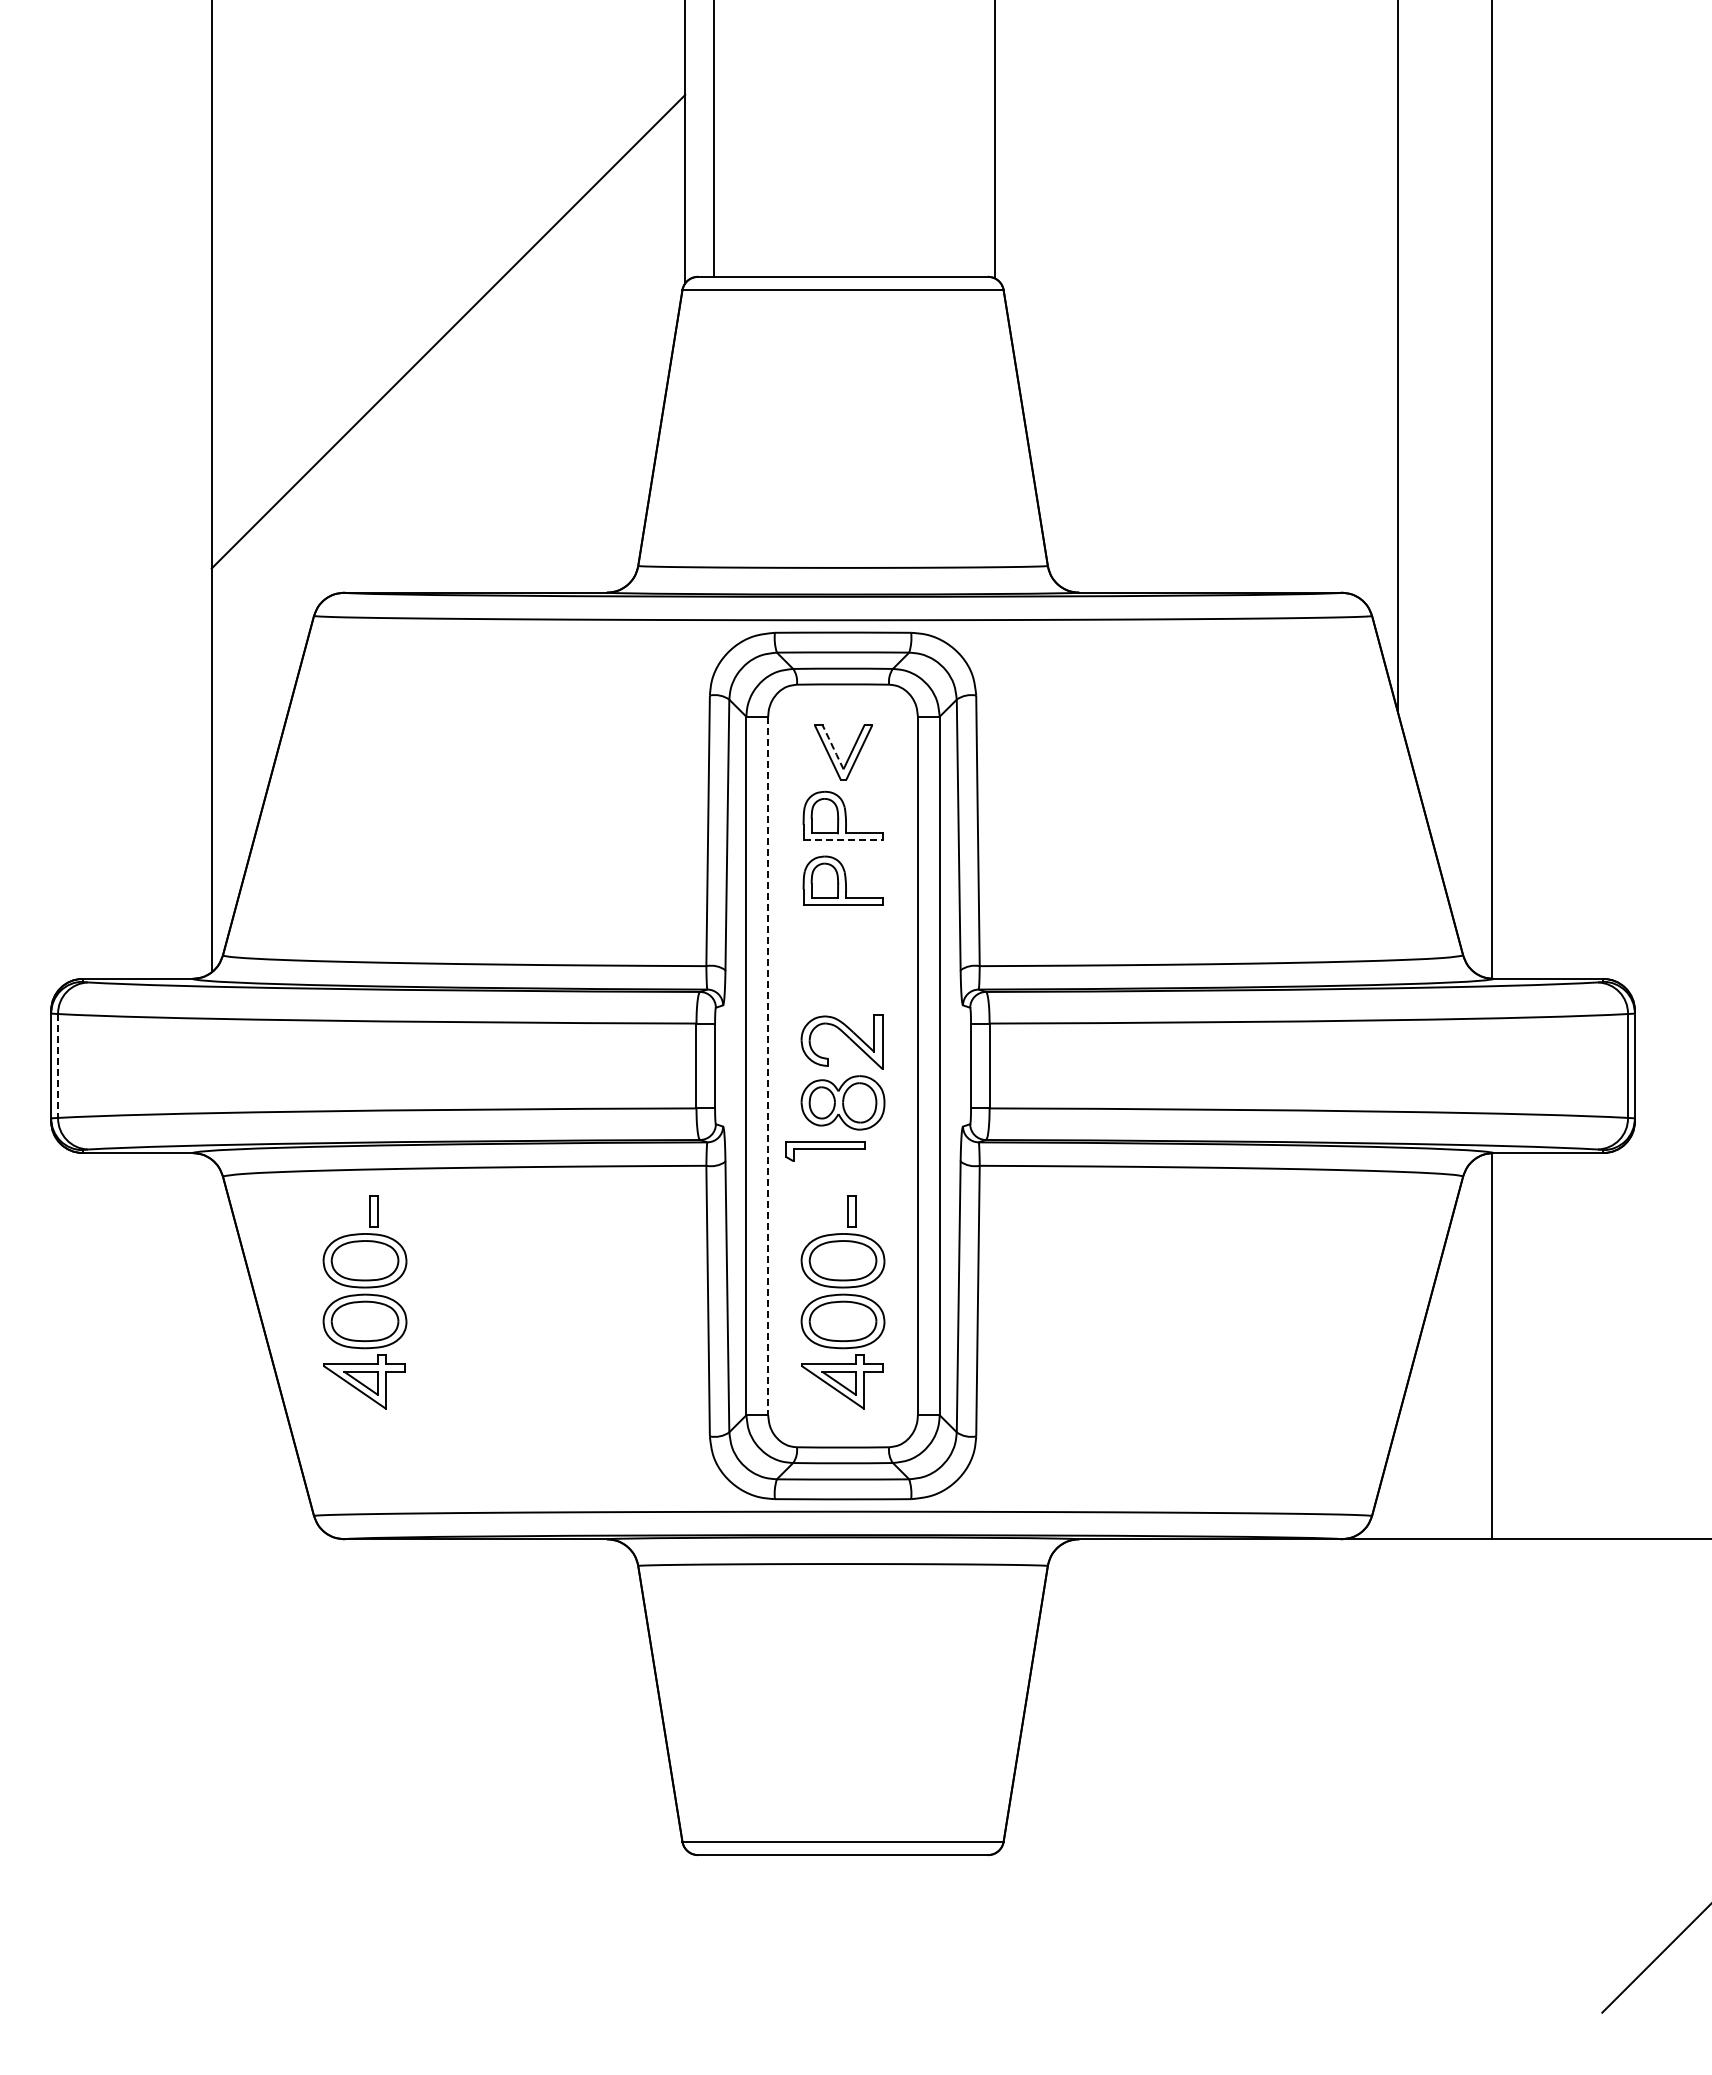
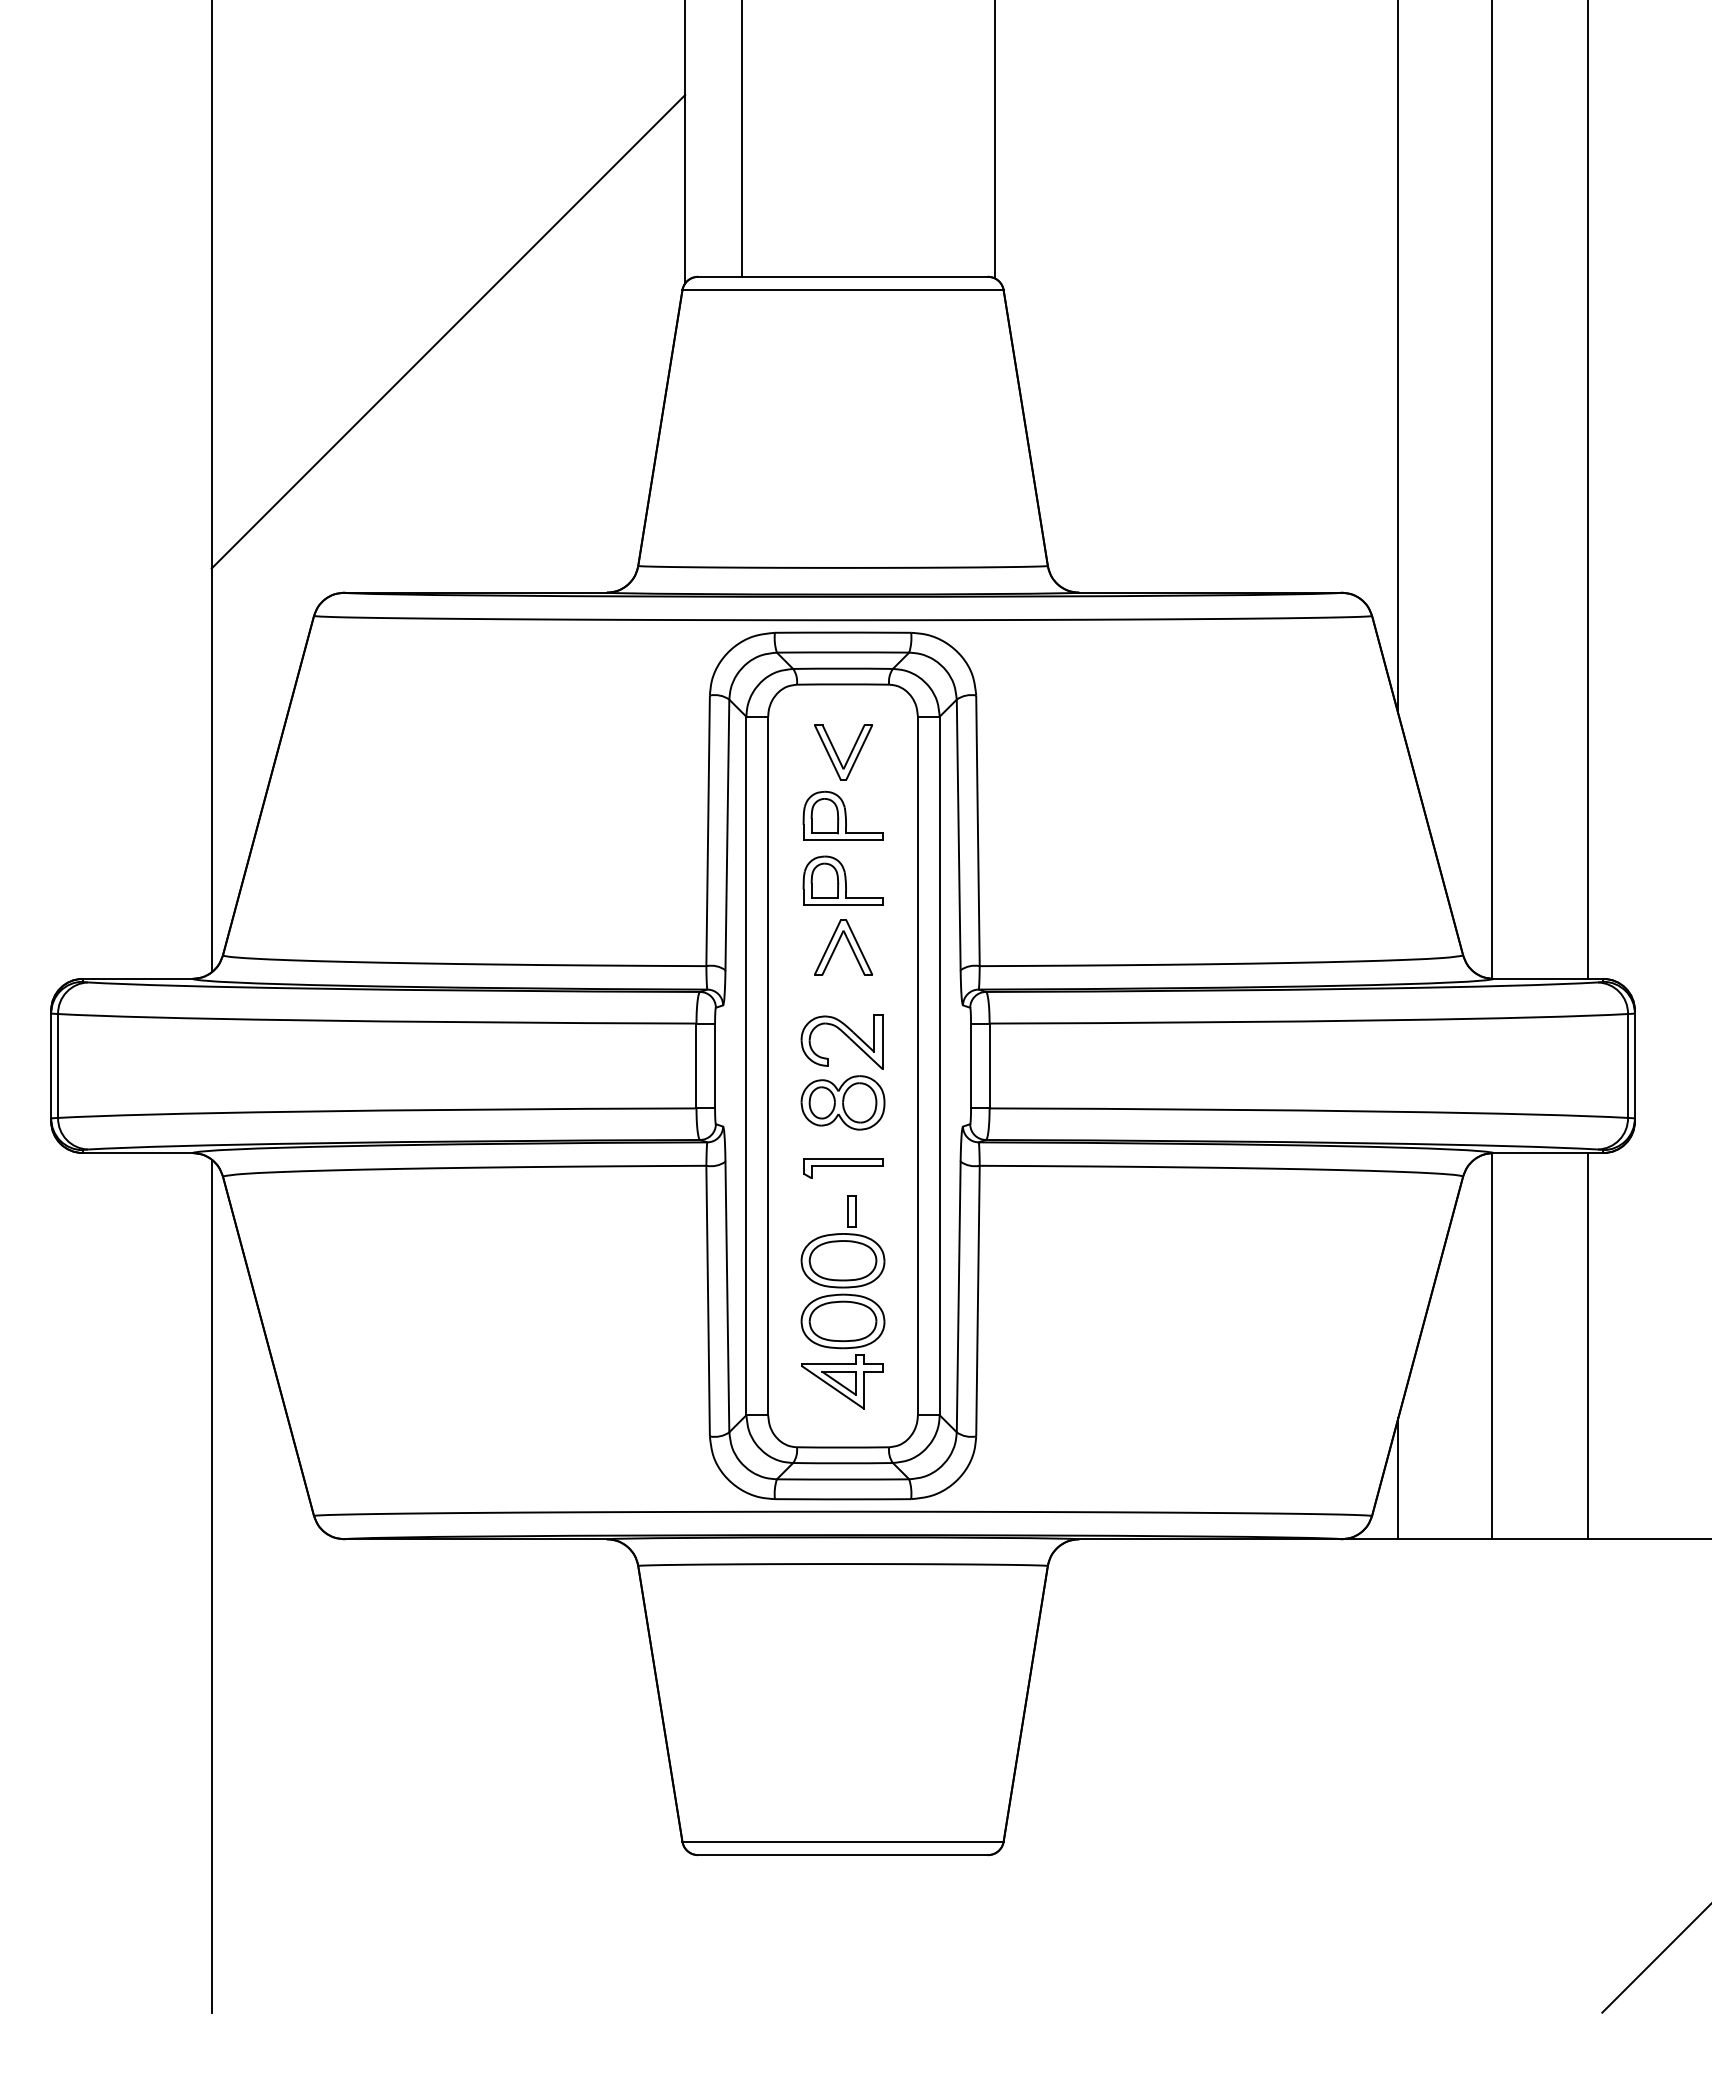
line position: (714, 139) -> (742, 139) (742, 139)
line: none -> present (1588, 490)
line: dashed -> solid (832, 746)
line: dashed -> solid (843, 840)
part: none -> present (837, 945)
line: dashed -> solid (58, 1065)
line: dashed -> solid (768, 1066)
part position: (825, 1151) -> (843, 1168) (843, 1168)
part: present -> none (364, 1302)
line: none -> present (1588, 1346)
line: none -> present (1398, 1478)
line: none -> present (211, 1585)
